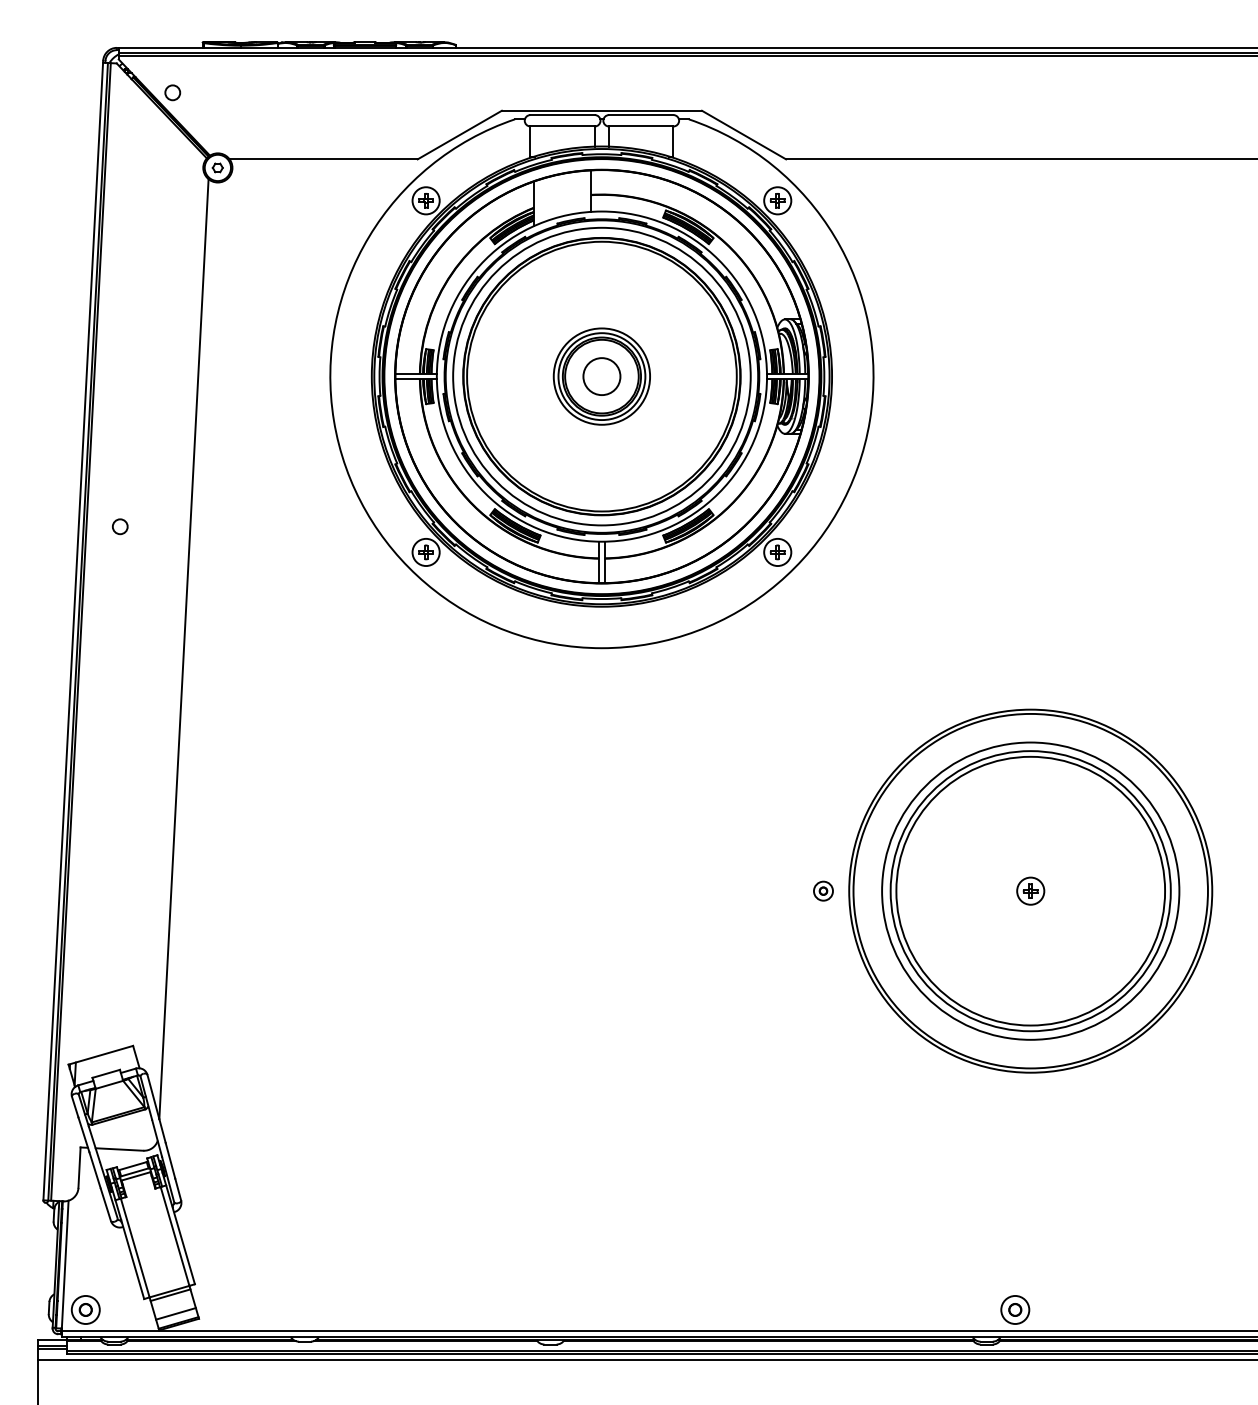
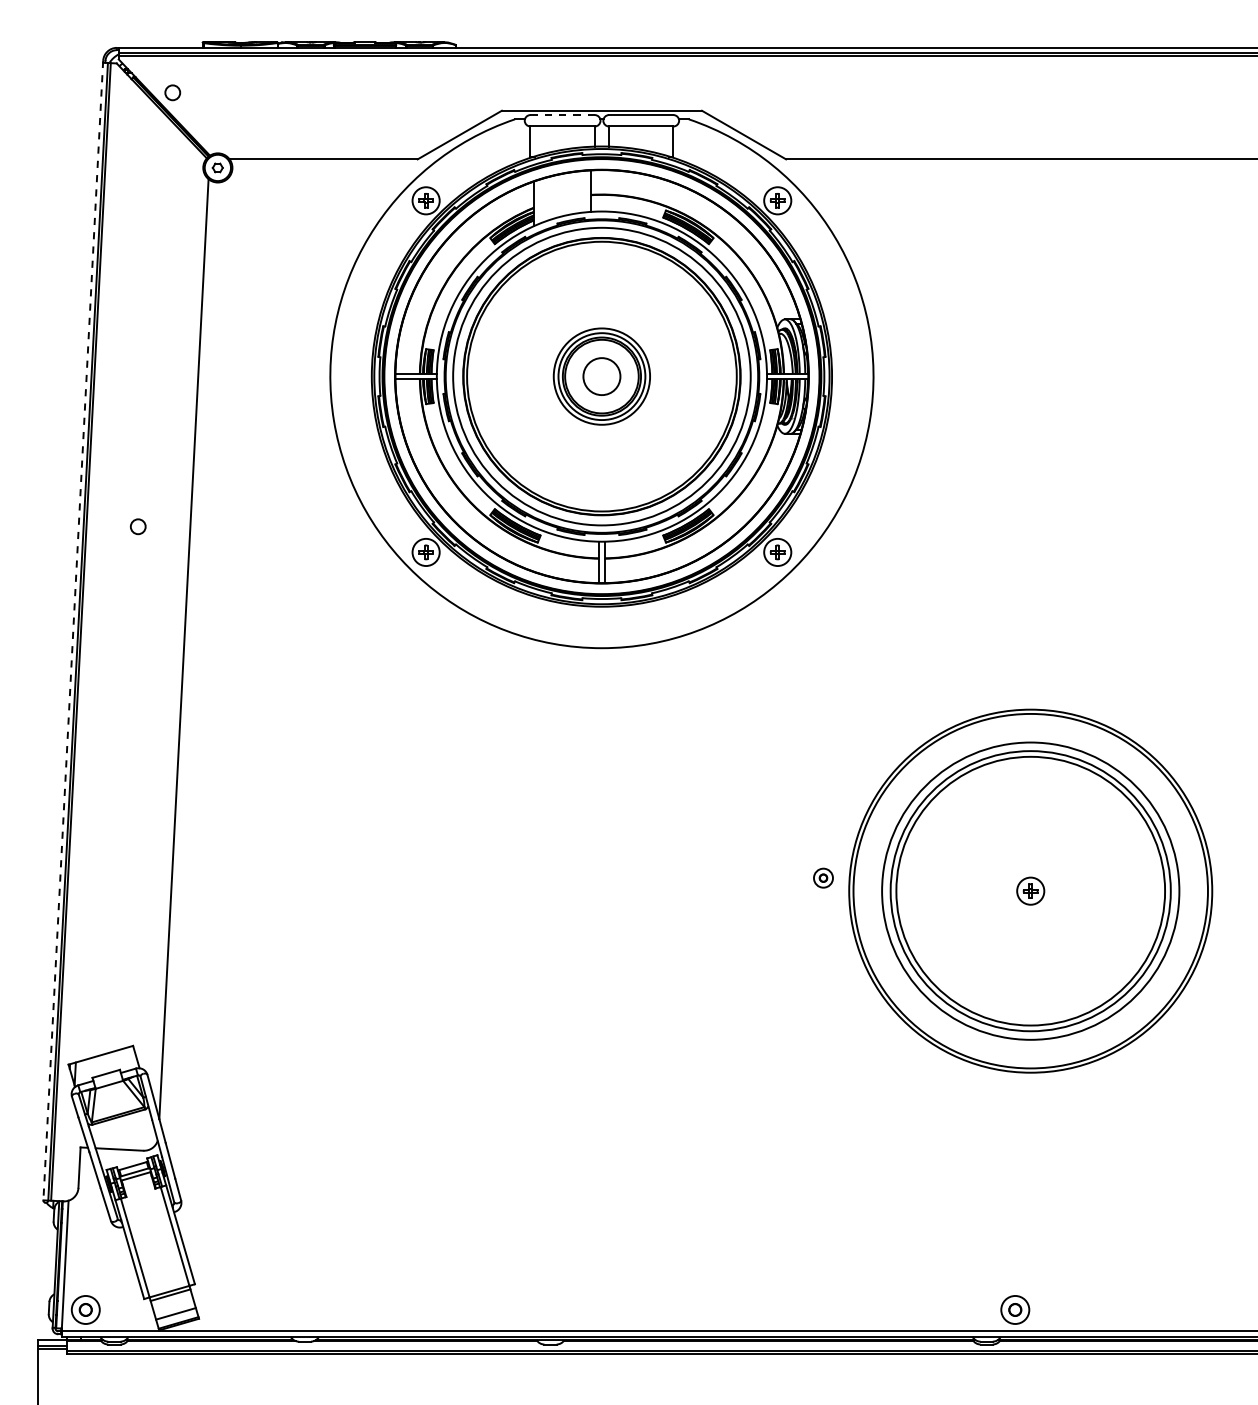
line: solid -> dashed (563, 115)
circle position: (120, 526) -> (138, 526) (138, 526)
line: solid -> dashed (73, 630)
part position: (823, 890) -> (823, 877) (823, 877)
line: present -> none (645, 1360)
